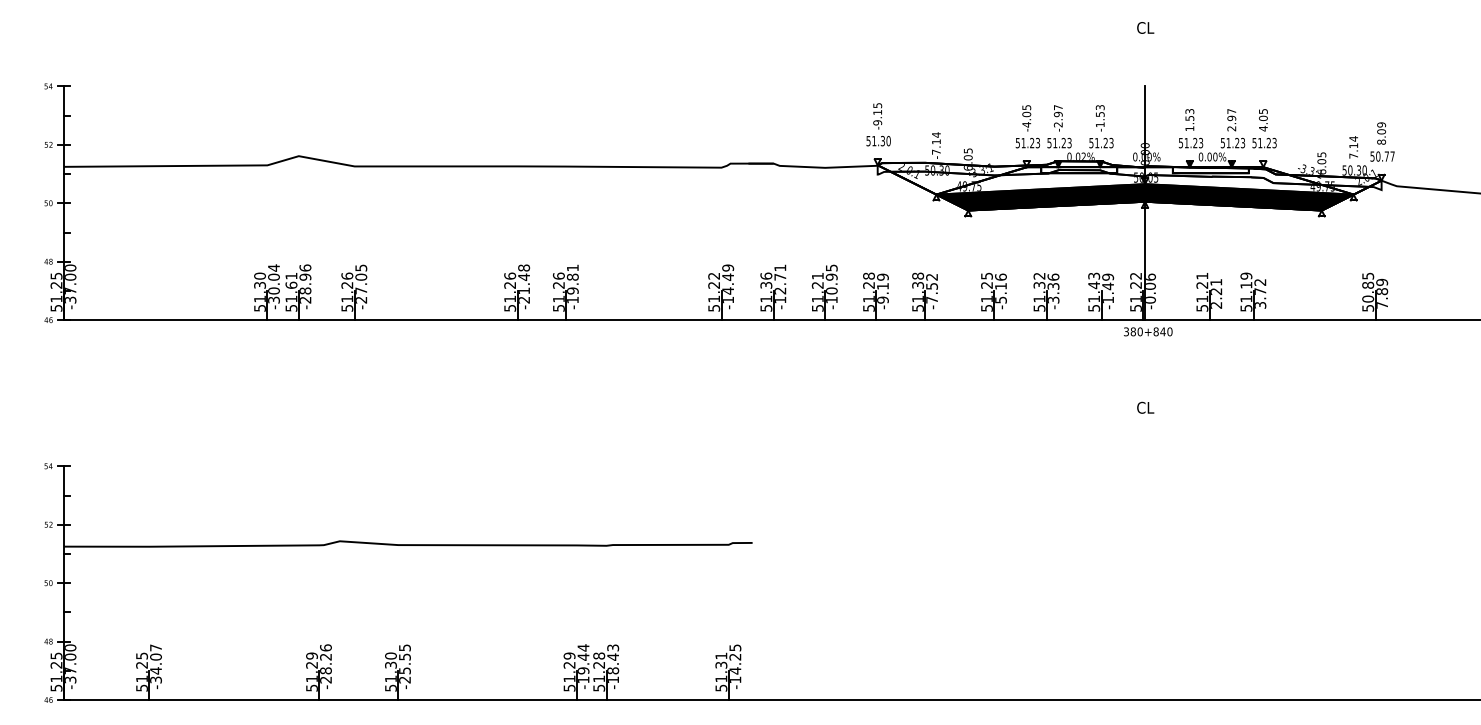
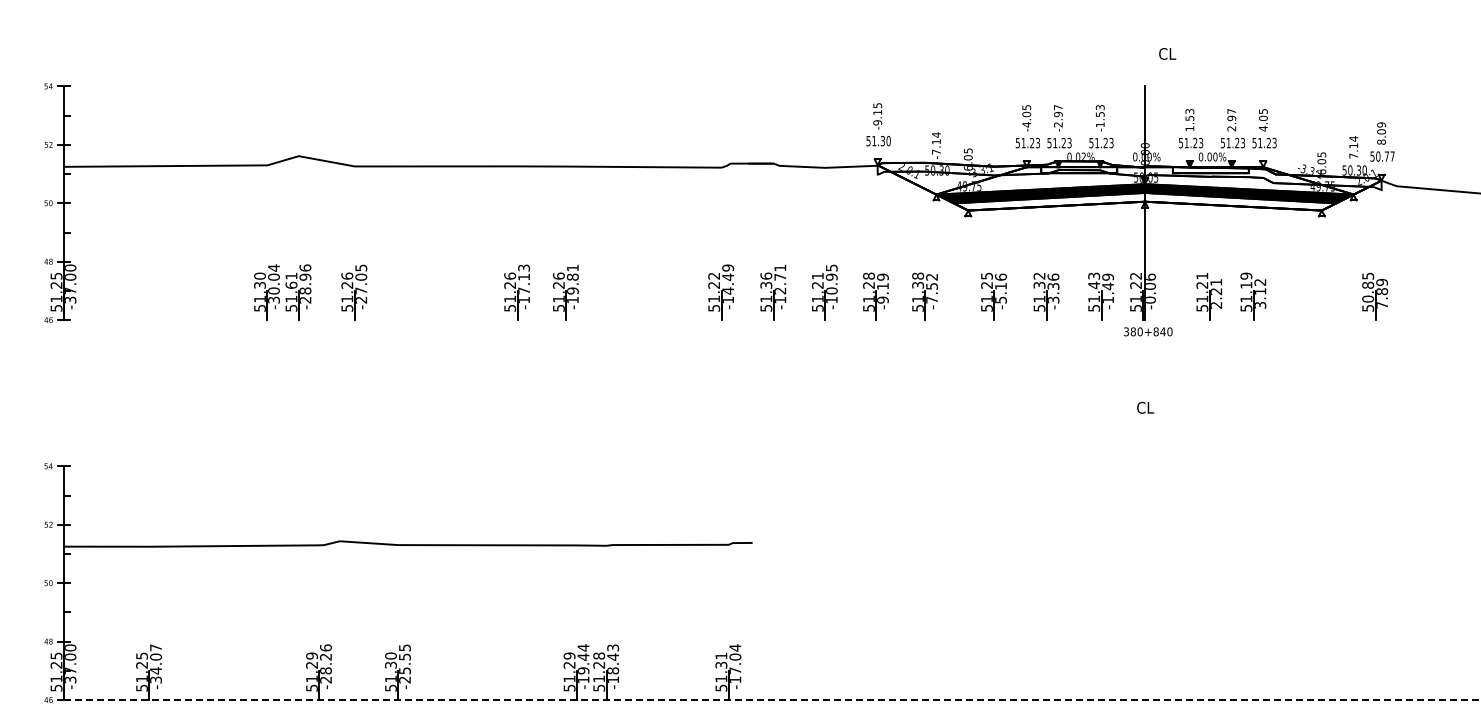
text position: (1145, 27) -> (1167, 53) (1167, 53)
fill: present -> none (1144, 201)
text: -21.48 -> -17.13 (524, 283)
text: 3.72 -> 3.12 (1260, 291)
line: present -> none (770, 320)
text: -14.25 -> -17.04 (735, 659)
line: solid -> dashed (772, 700)
